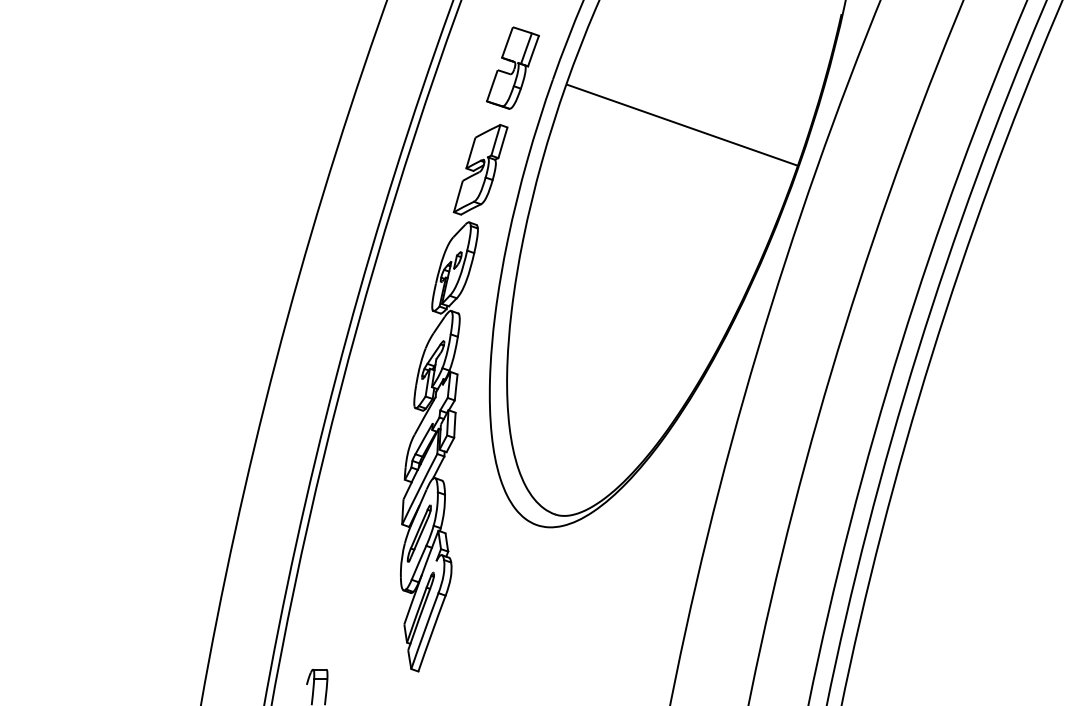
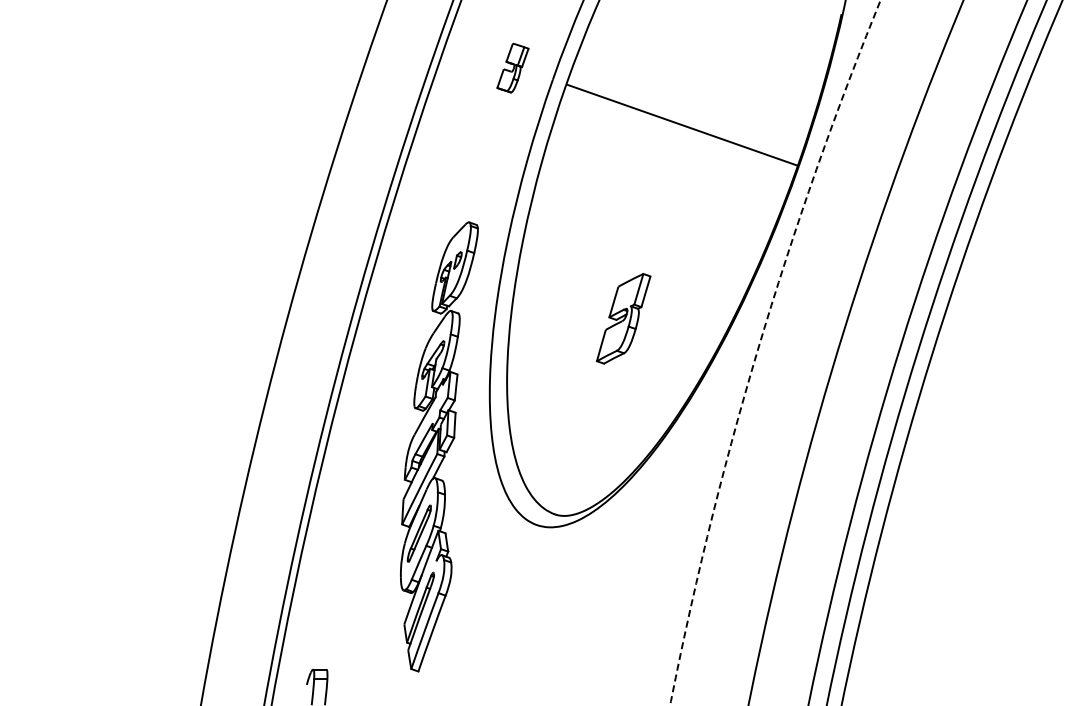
part size: 54x84 px -> 34x52 px (512, 67)
part position: (480, 169) -> (623, 318) (623, 318)
circle: solid -> dashed (775, 352)
